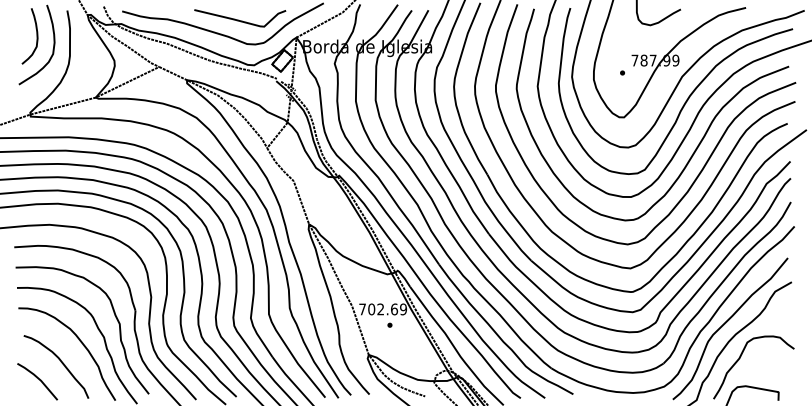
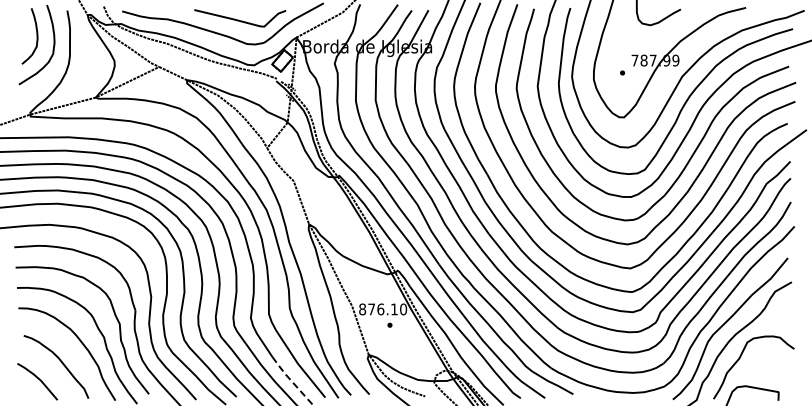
text: 702.69 -> 876.10 (382, 309)
line: solid -> dashed (291, 381)
